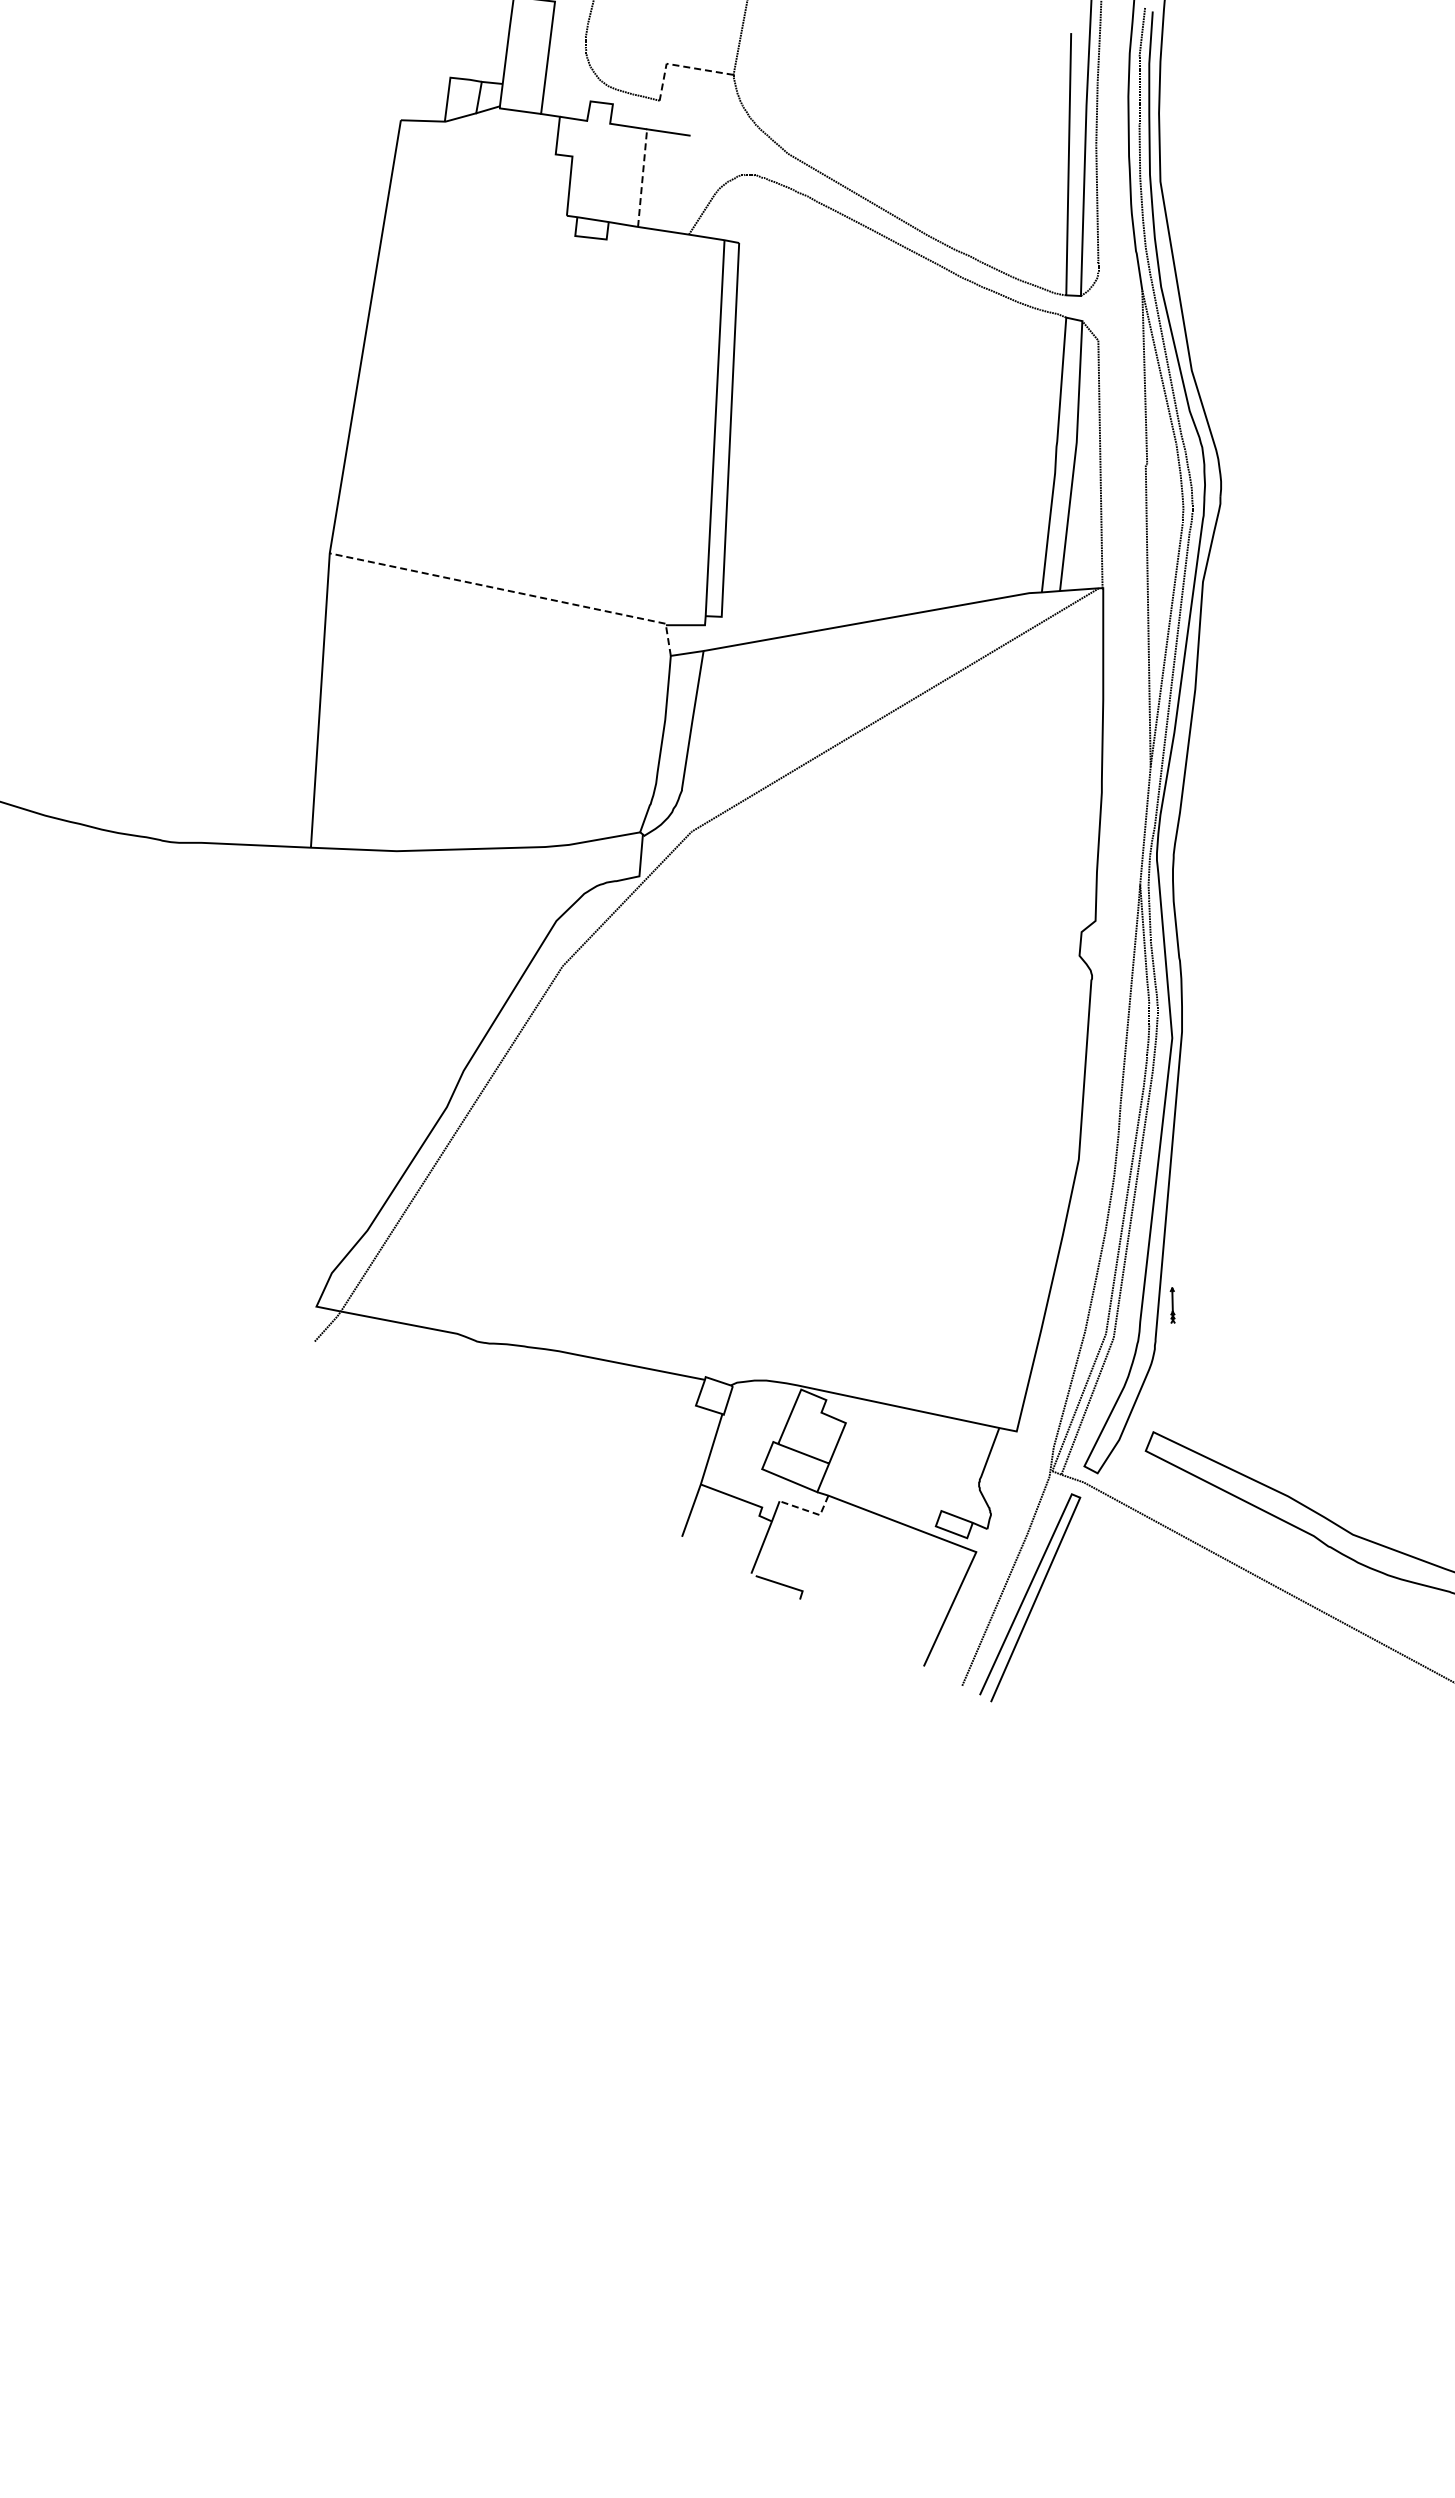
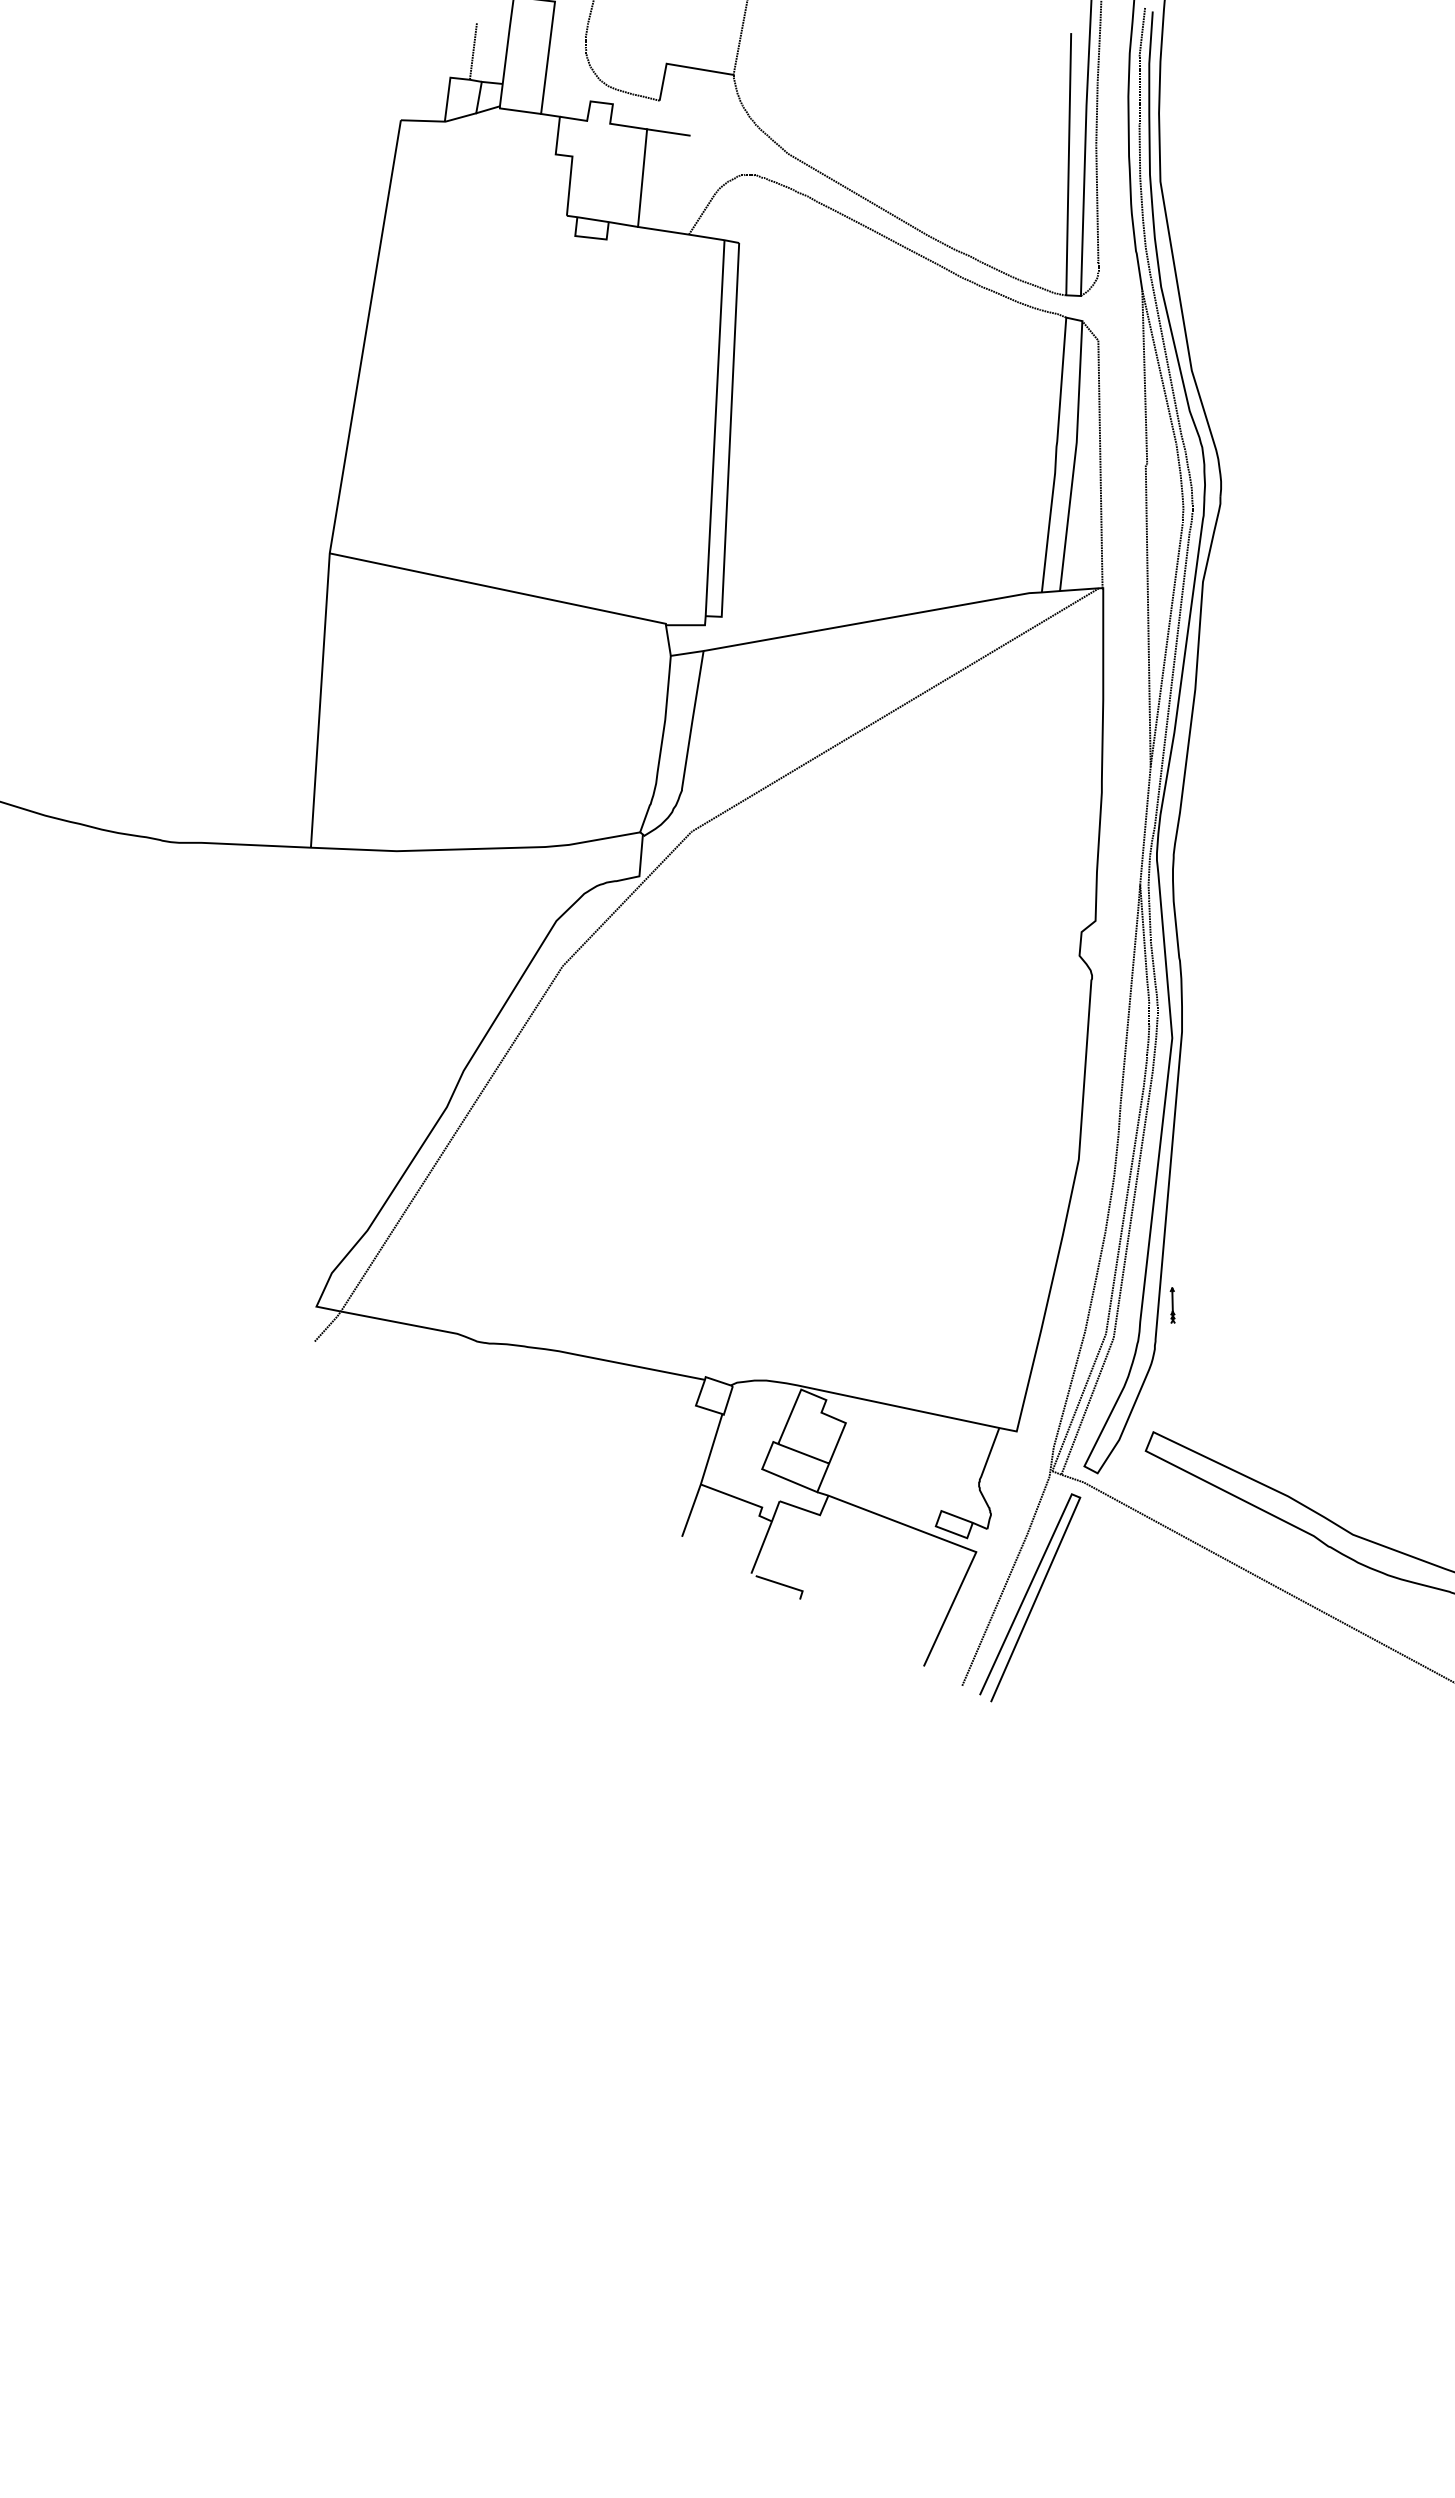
line: none -> present (472, 51)
line: dashed -> solid (680, 66)
line: dashed -> solid (642, 177)
line: dashed -> solid (515, 592)
line: dashed -> solid (810, 1511)
